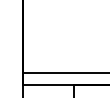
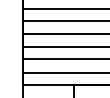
line: none -> present (64, 8)
line: none -> present (64, 21)
line: none -> present (64, 34)
line: none -> present (64, 46)
line: none -> present (64, 59)
